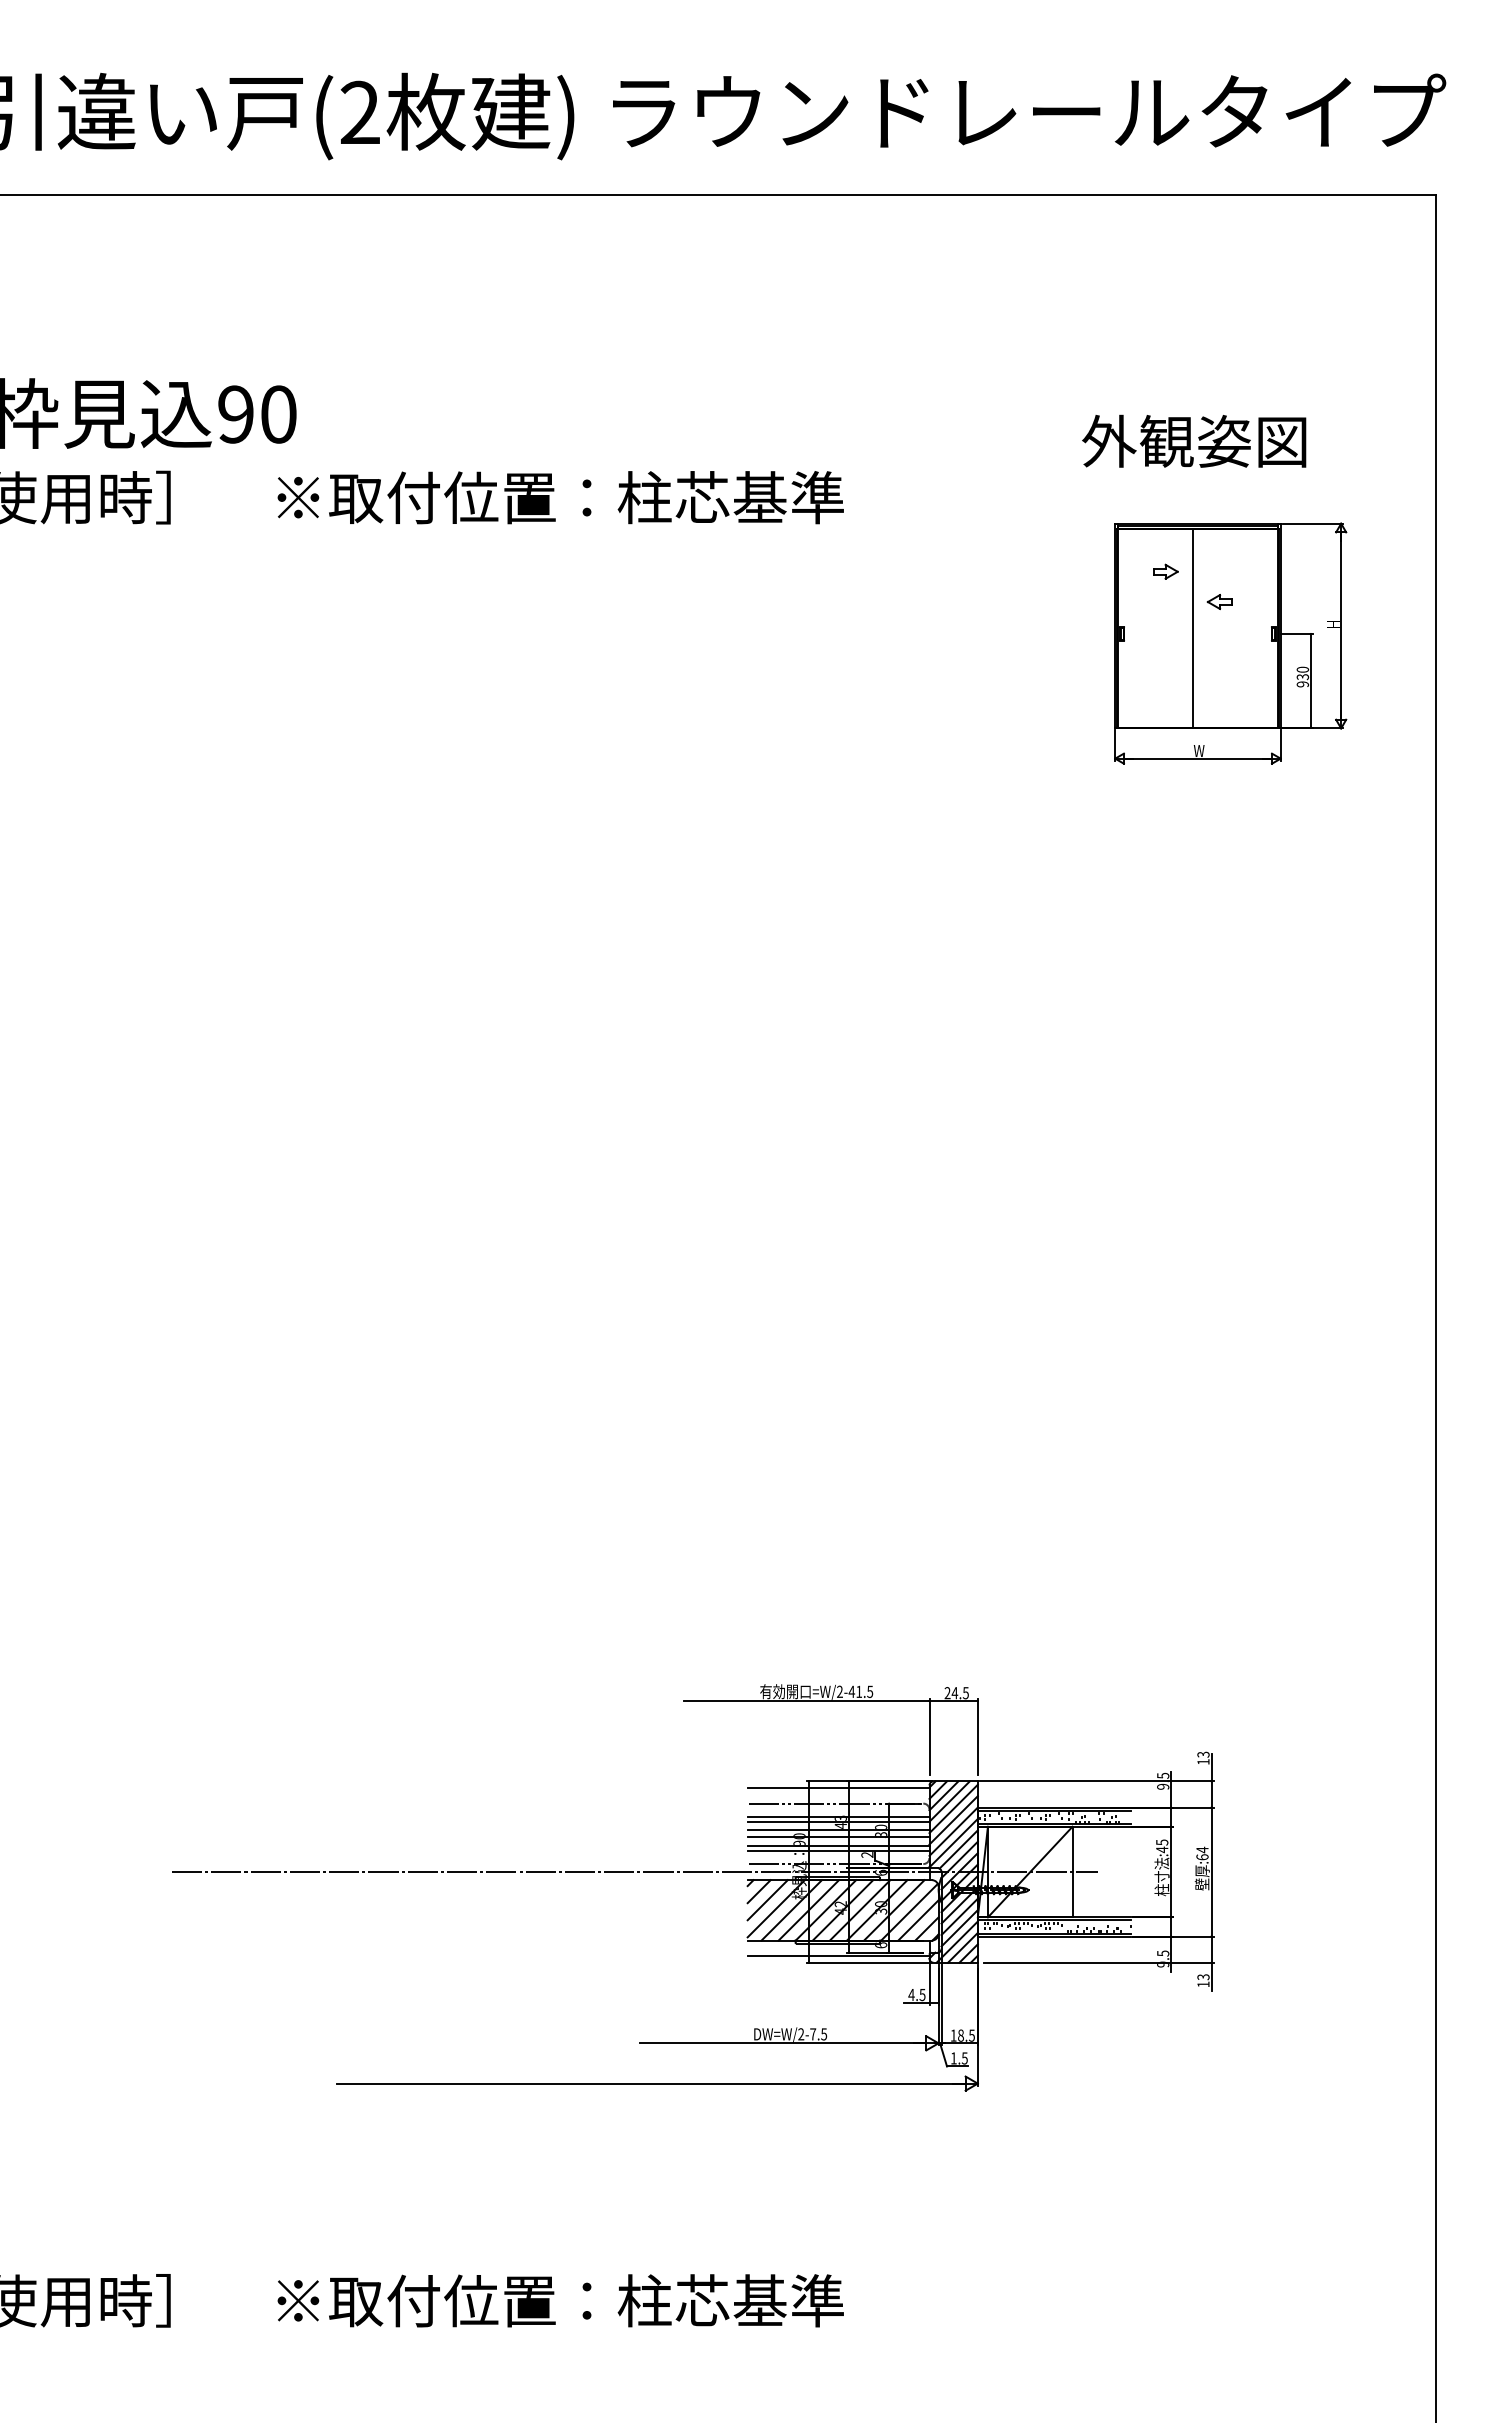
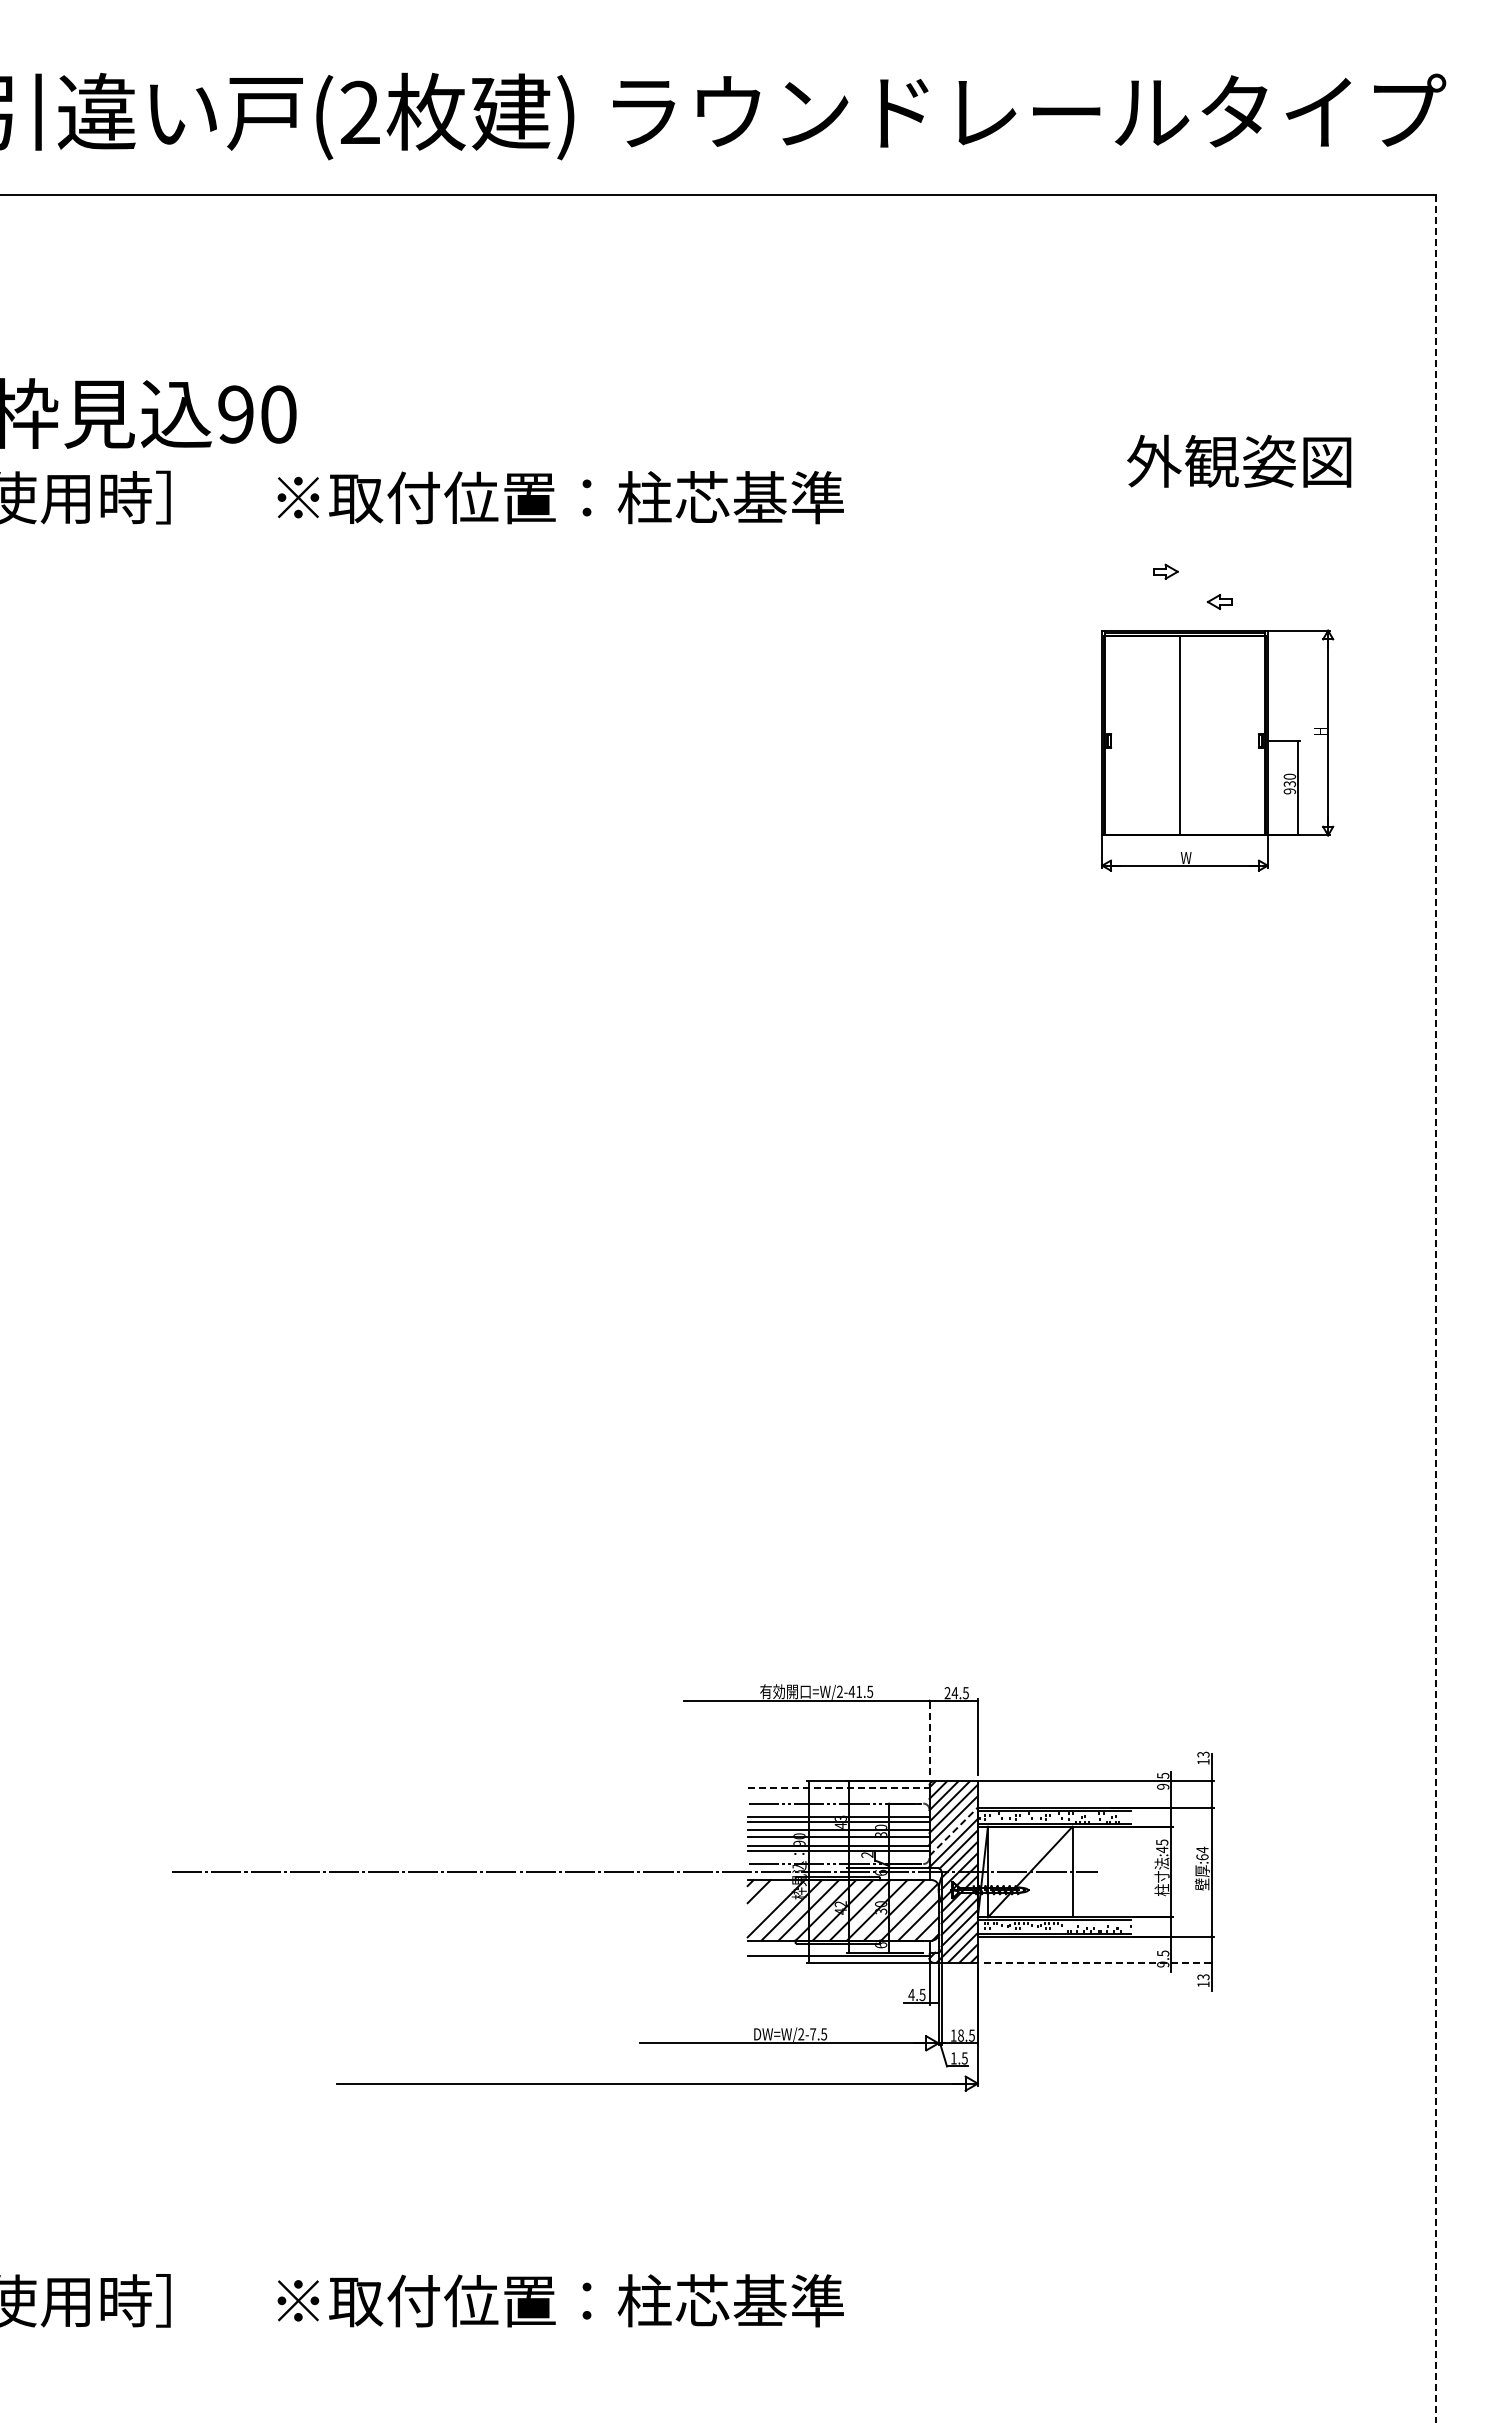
text position: (1194, 440) -> (1239, 460) (1239, 460)
part position: (1230, 643) -> (1217, 750) (1217, 750)
line: solid -> dashed (1435, 1308)
line: solid -> dashed (929, 1736)
line: solid -> dashed (838, 1788)
line: solid -> dashed (954, 1831)
line: present -> none (767, 1900)
line: solid -> dashed (1098, 1962)
